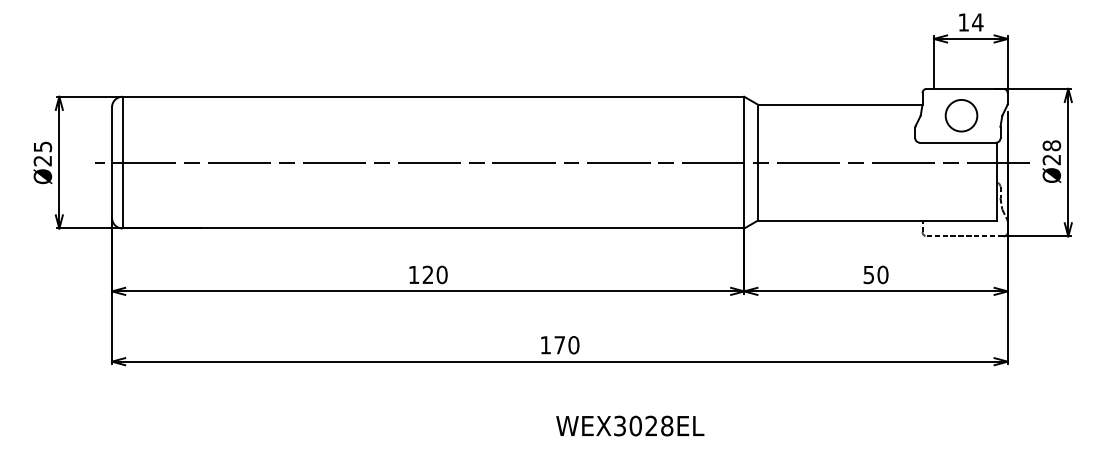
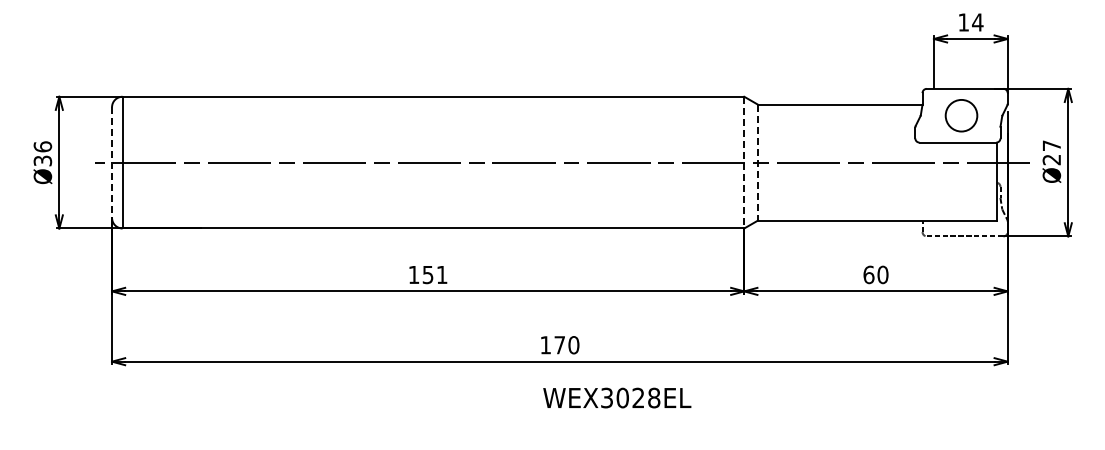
text: Ø28 -> Ø27 (1051, 145)
text: Ø25 -> Ø36 (42, 153)
line: solid -> dashed (744, 162)
line: solid -> dashed (757, 162)
line: solid -> dashed (112, 163)
text: 120 -> 151 (434, 274)
text: 50 -> 60 (868, 274)
text position: (630, 425) -> (617, 397) (617, 397)
